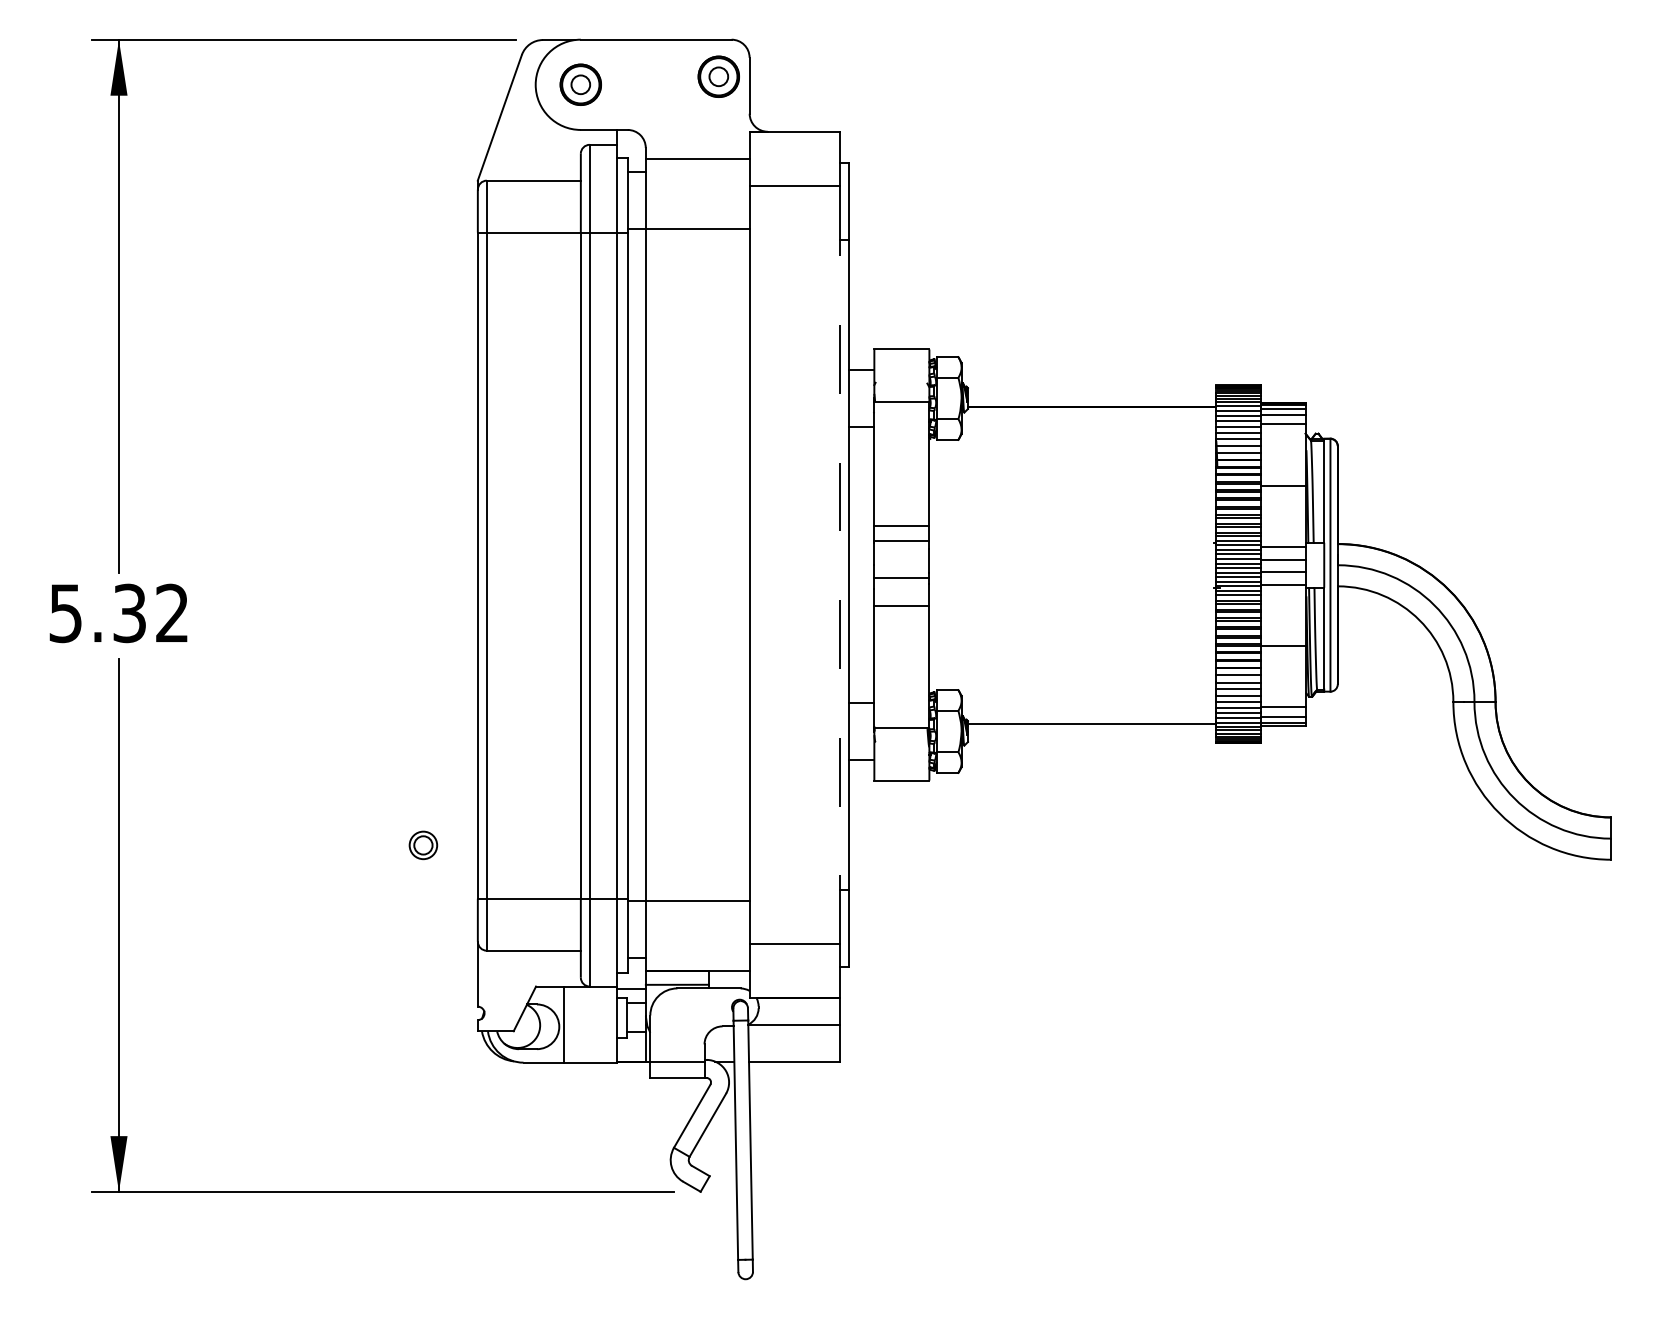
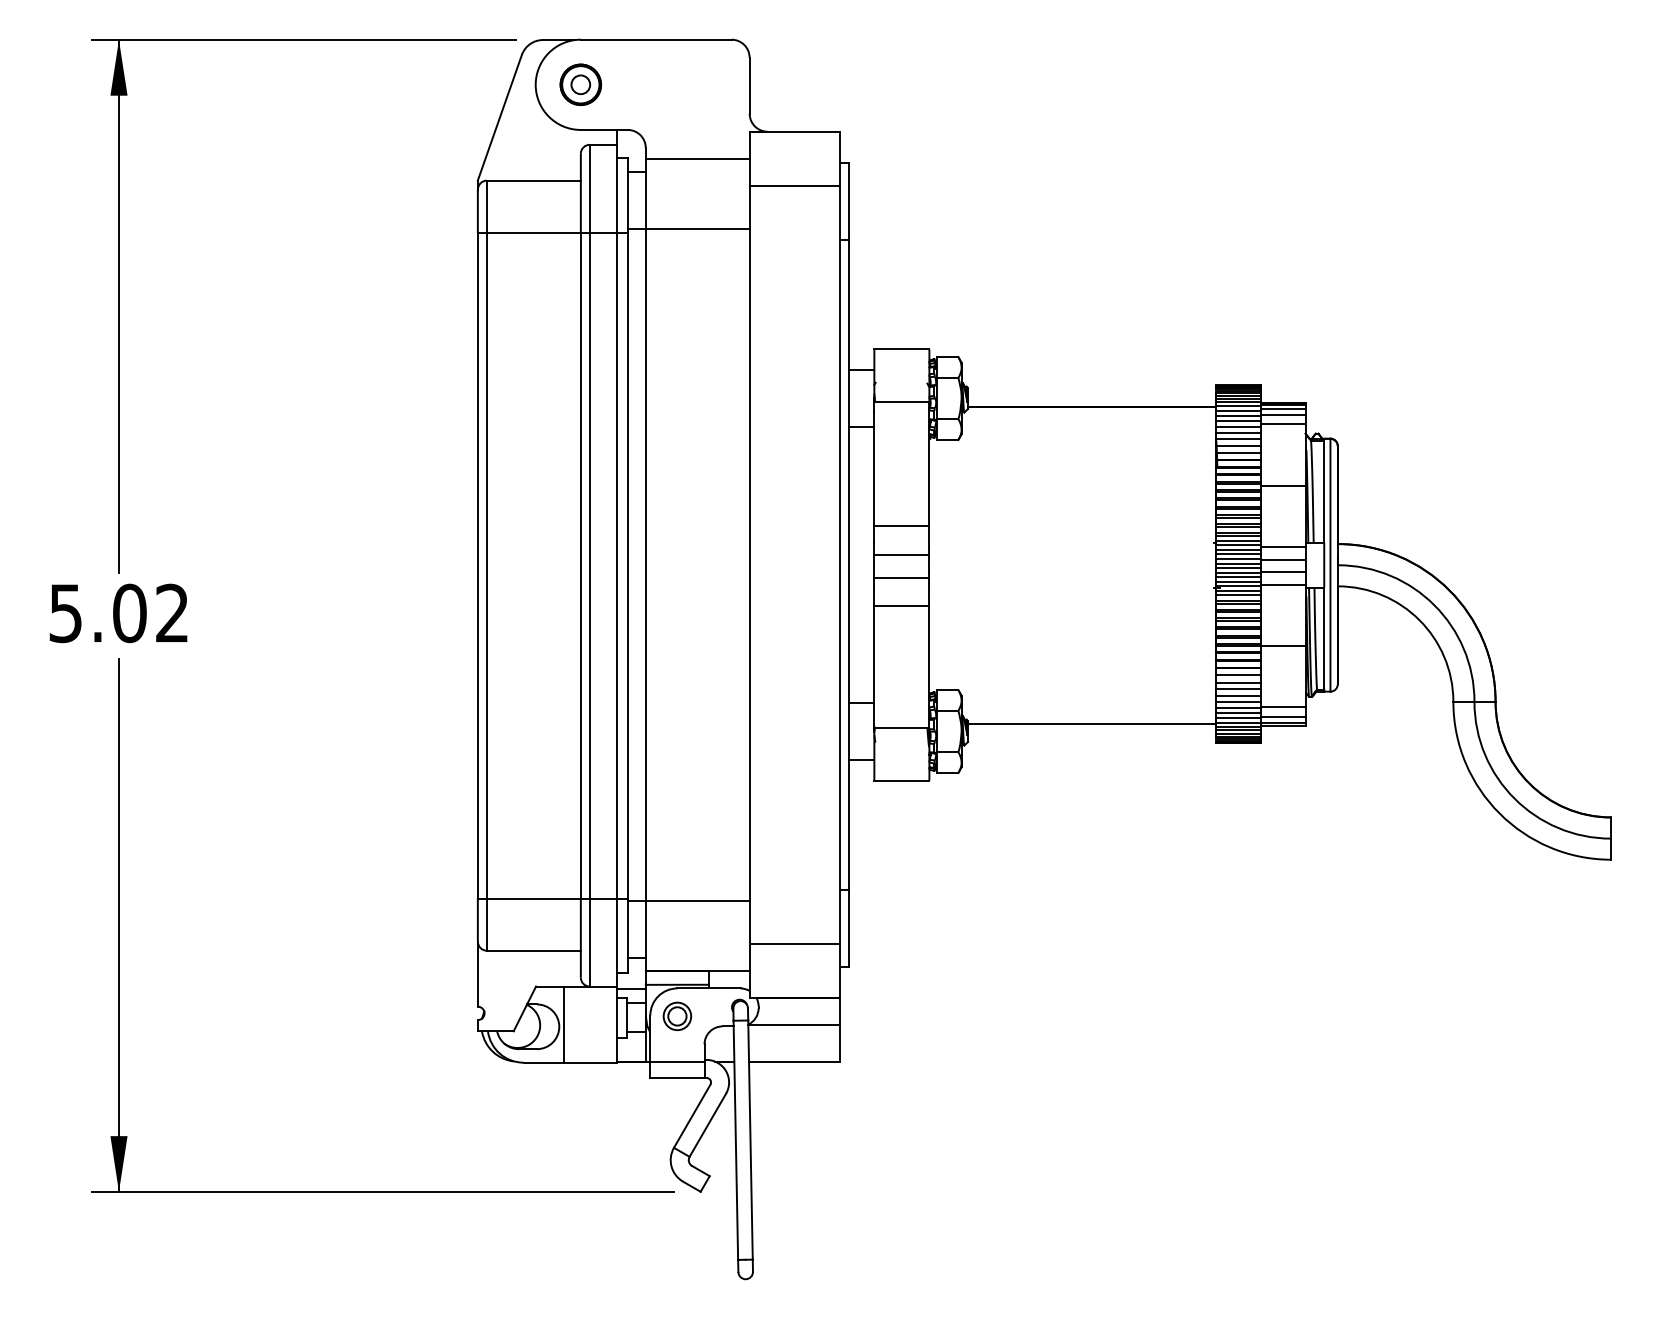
part: present -> none (718, 76)
line position: (901, 541) -> (901, 555) (901, 555)
line: dashed -> solid (839, 564)
text: 5.32 -> 5.02 (129, 613)
part position: (423, 845) -> (677, 1016) (677, 1016)
